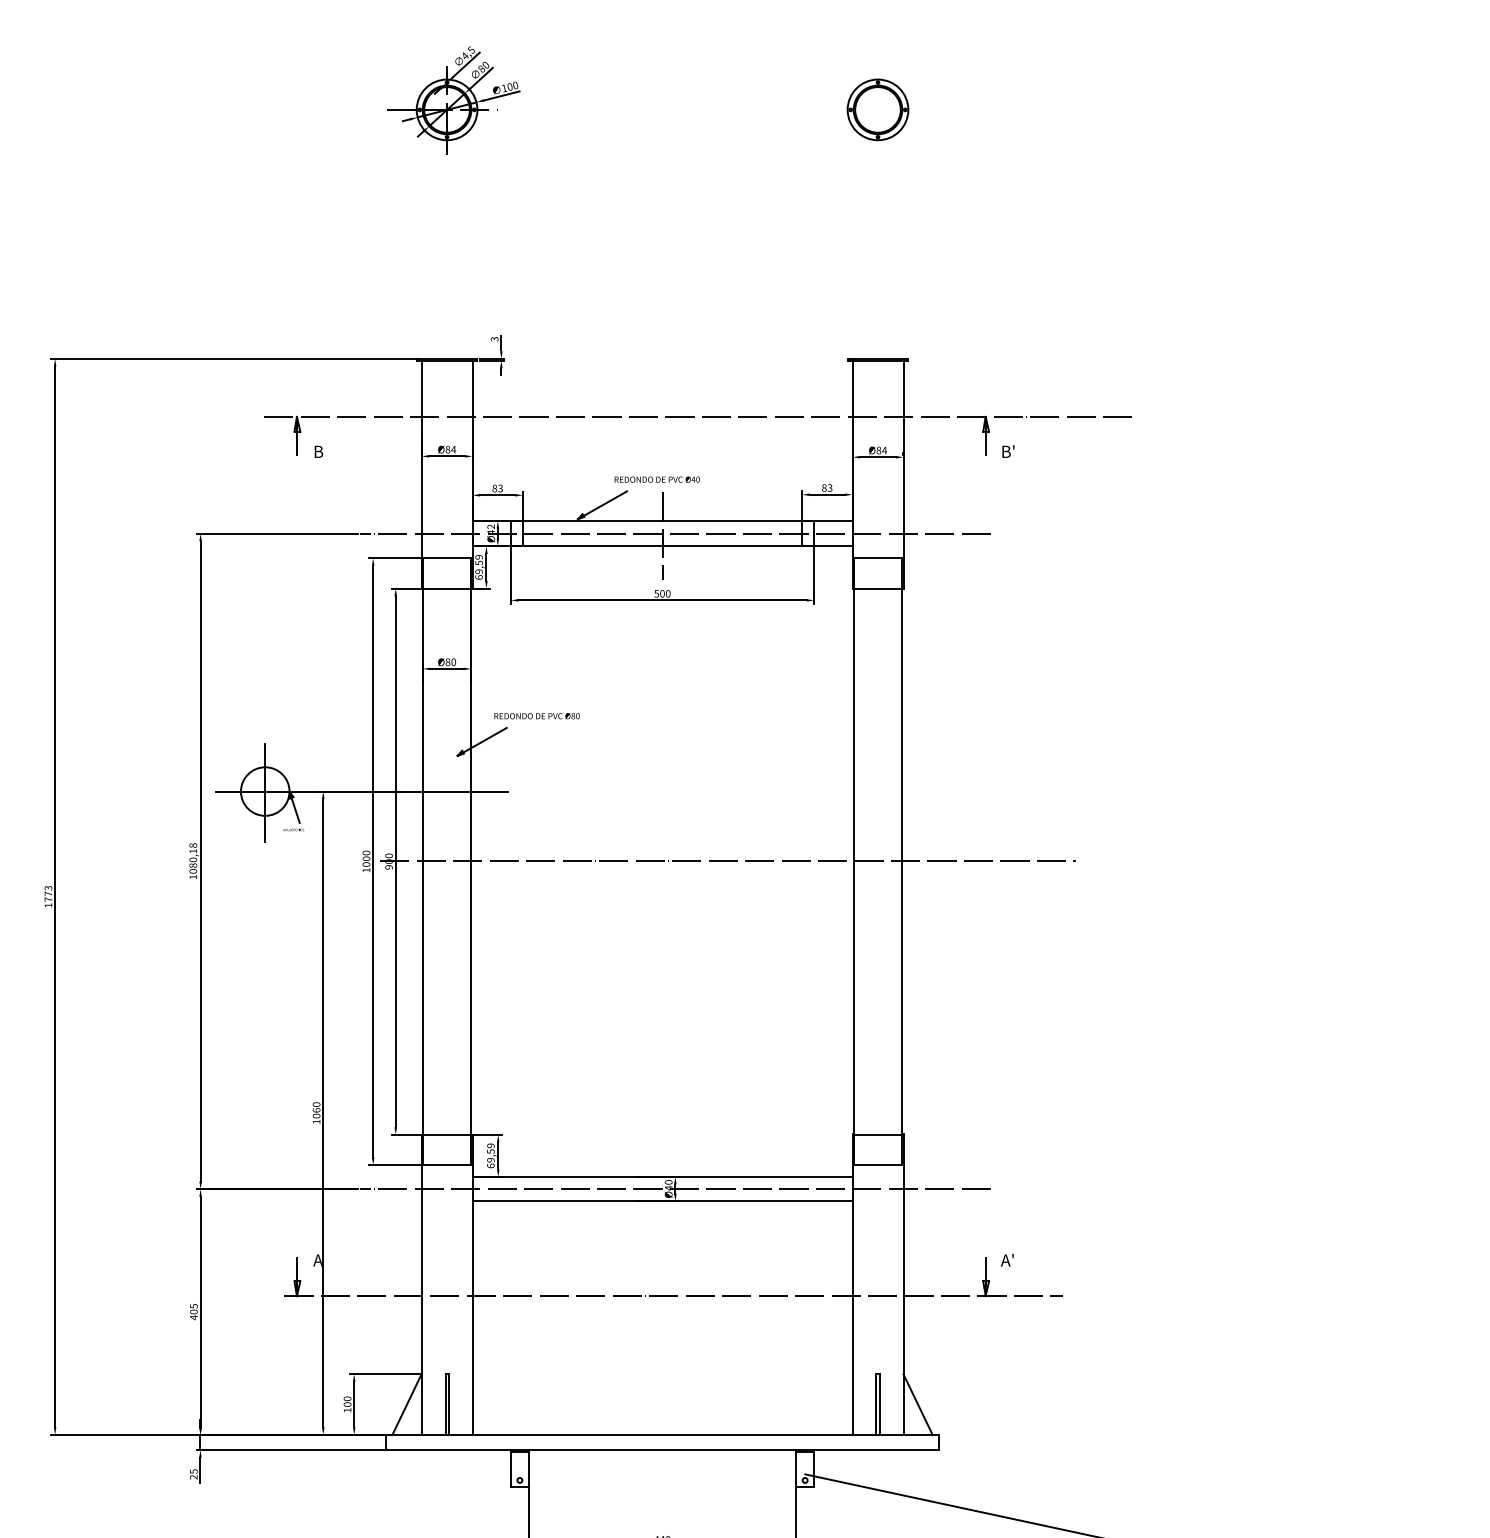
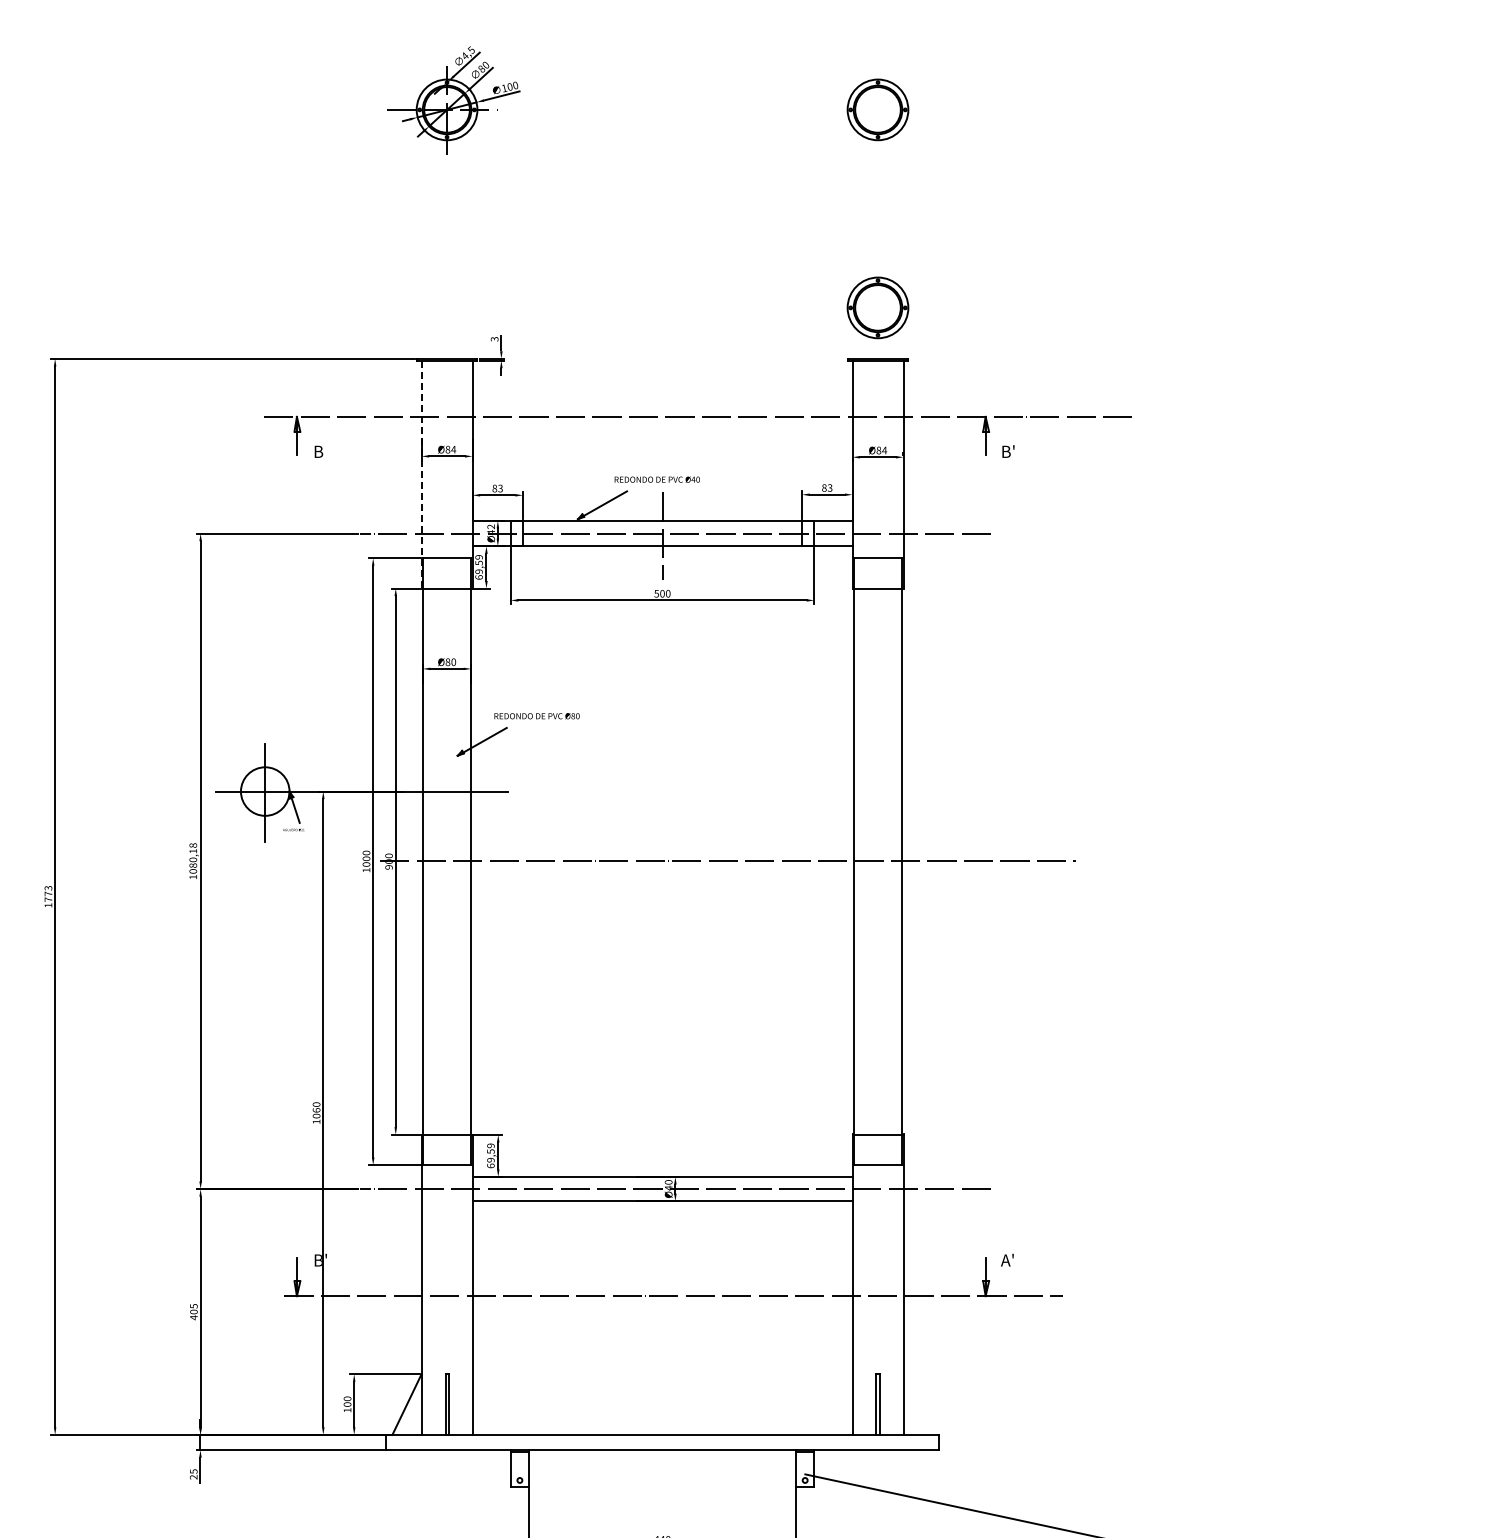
part: none -> present (877, 307)
line: solid -> dashed (421, 474)
text: A -> B' (319, 1259)
line: present -> none (917, 1404)
